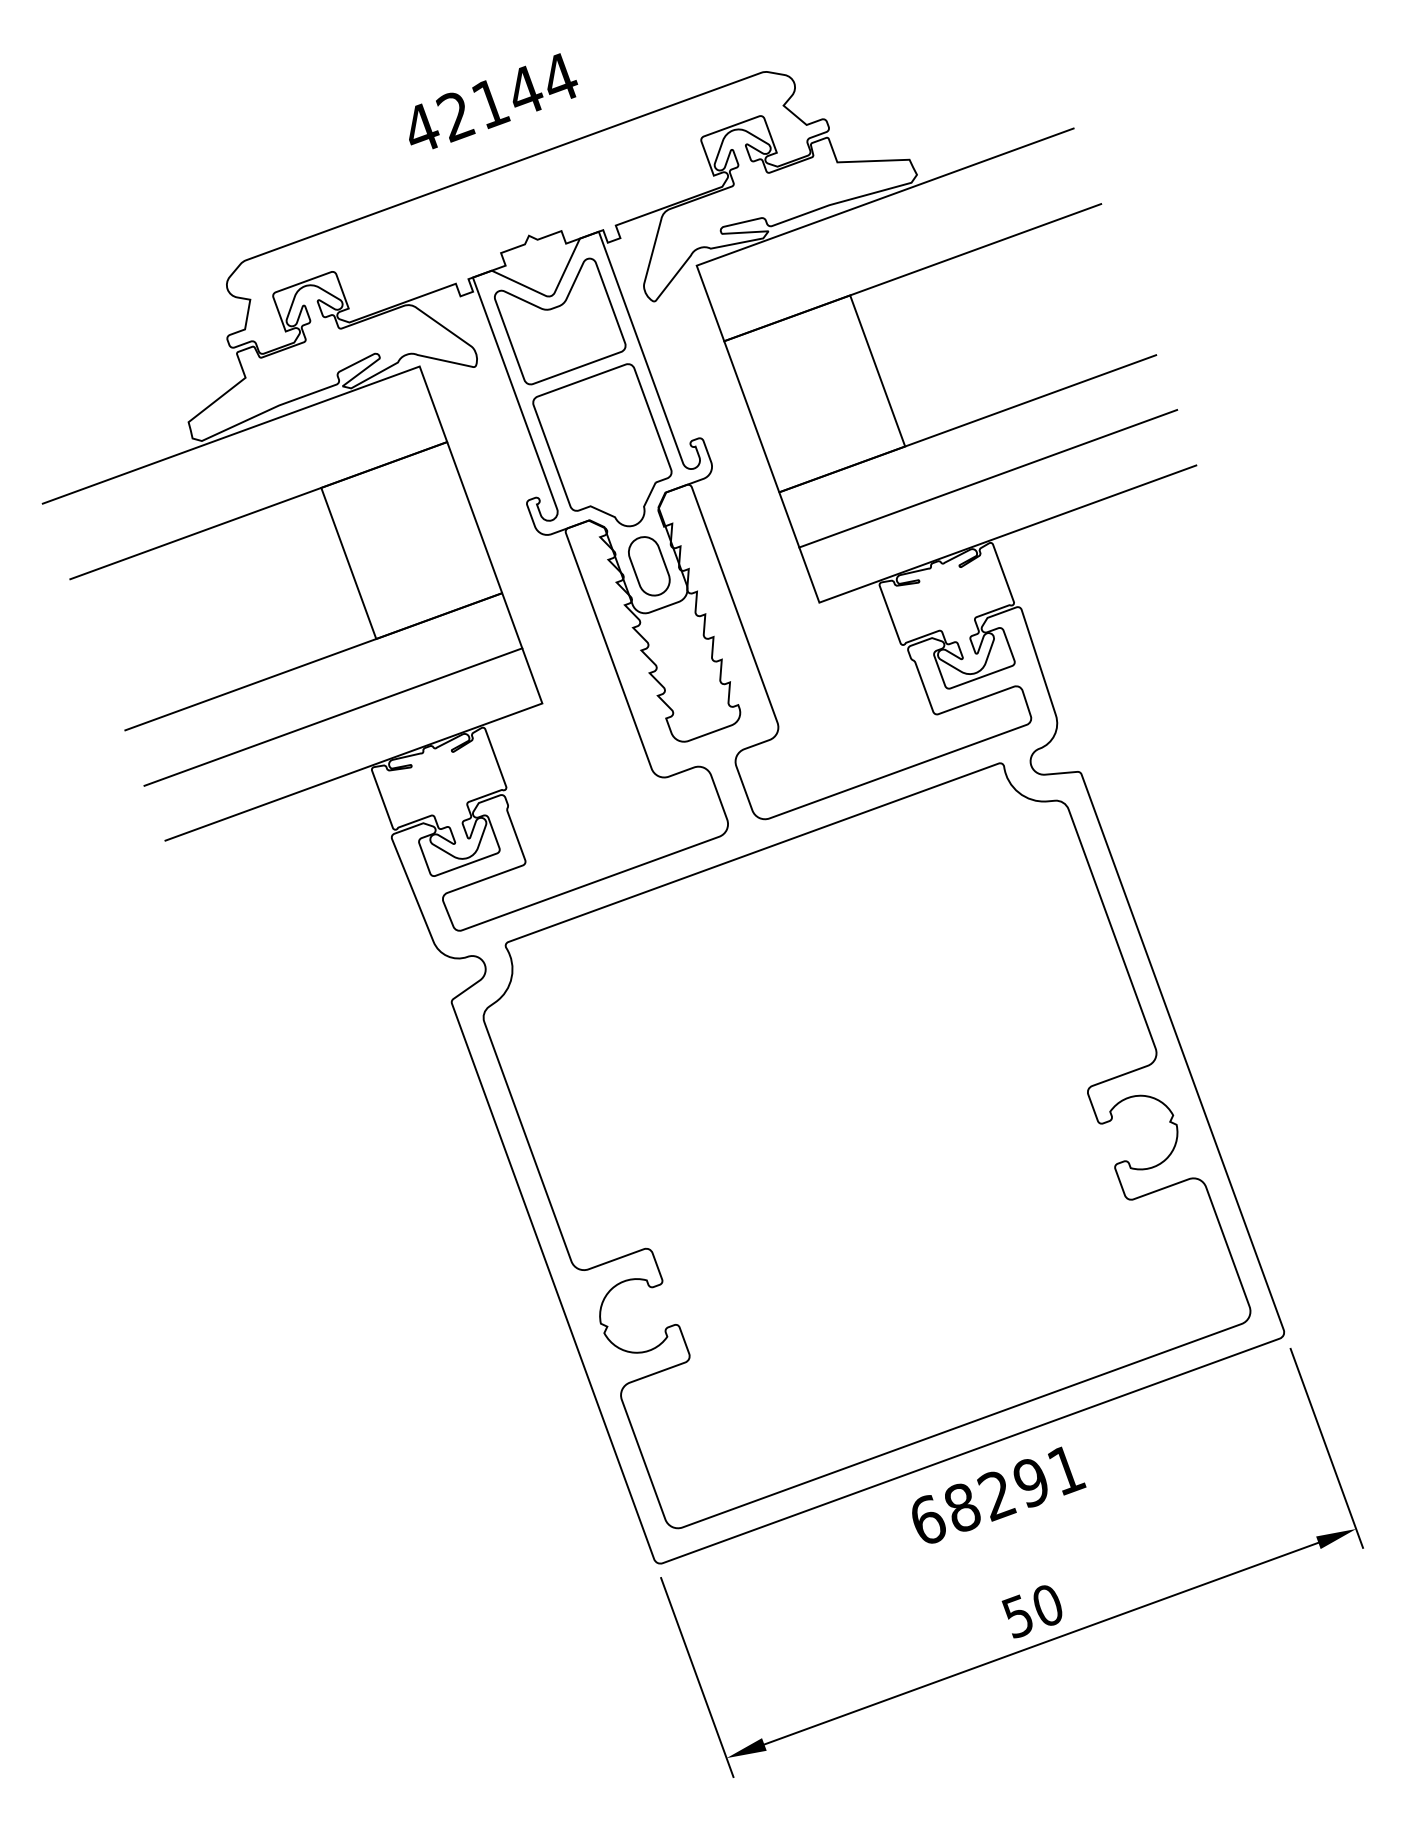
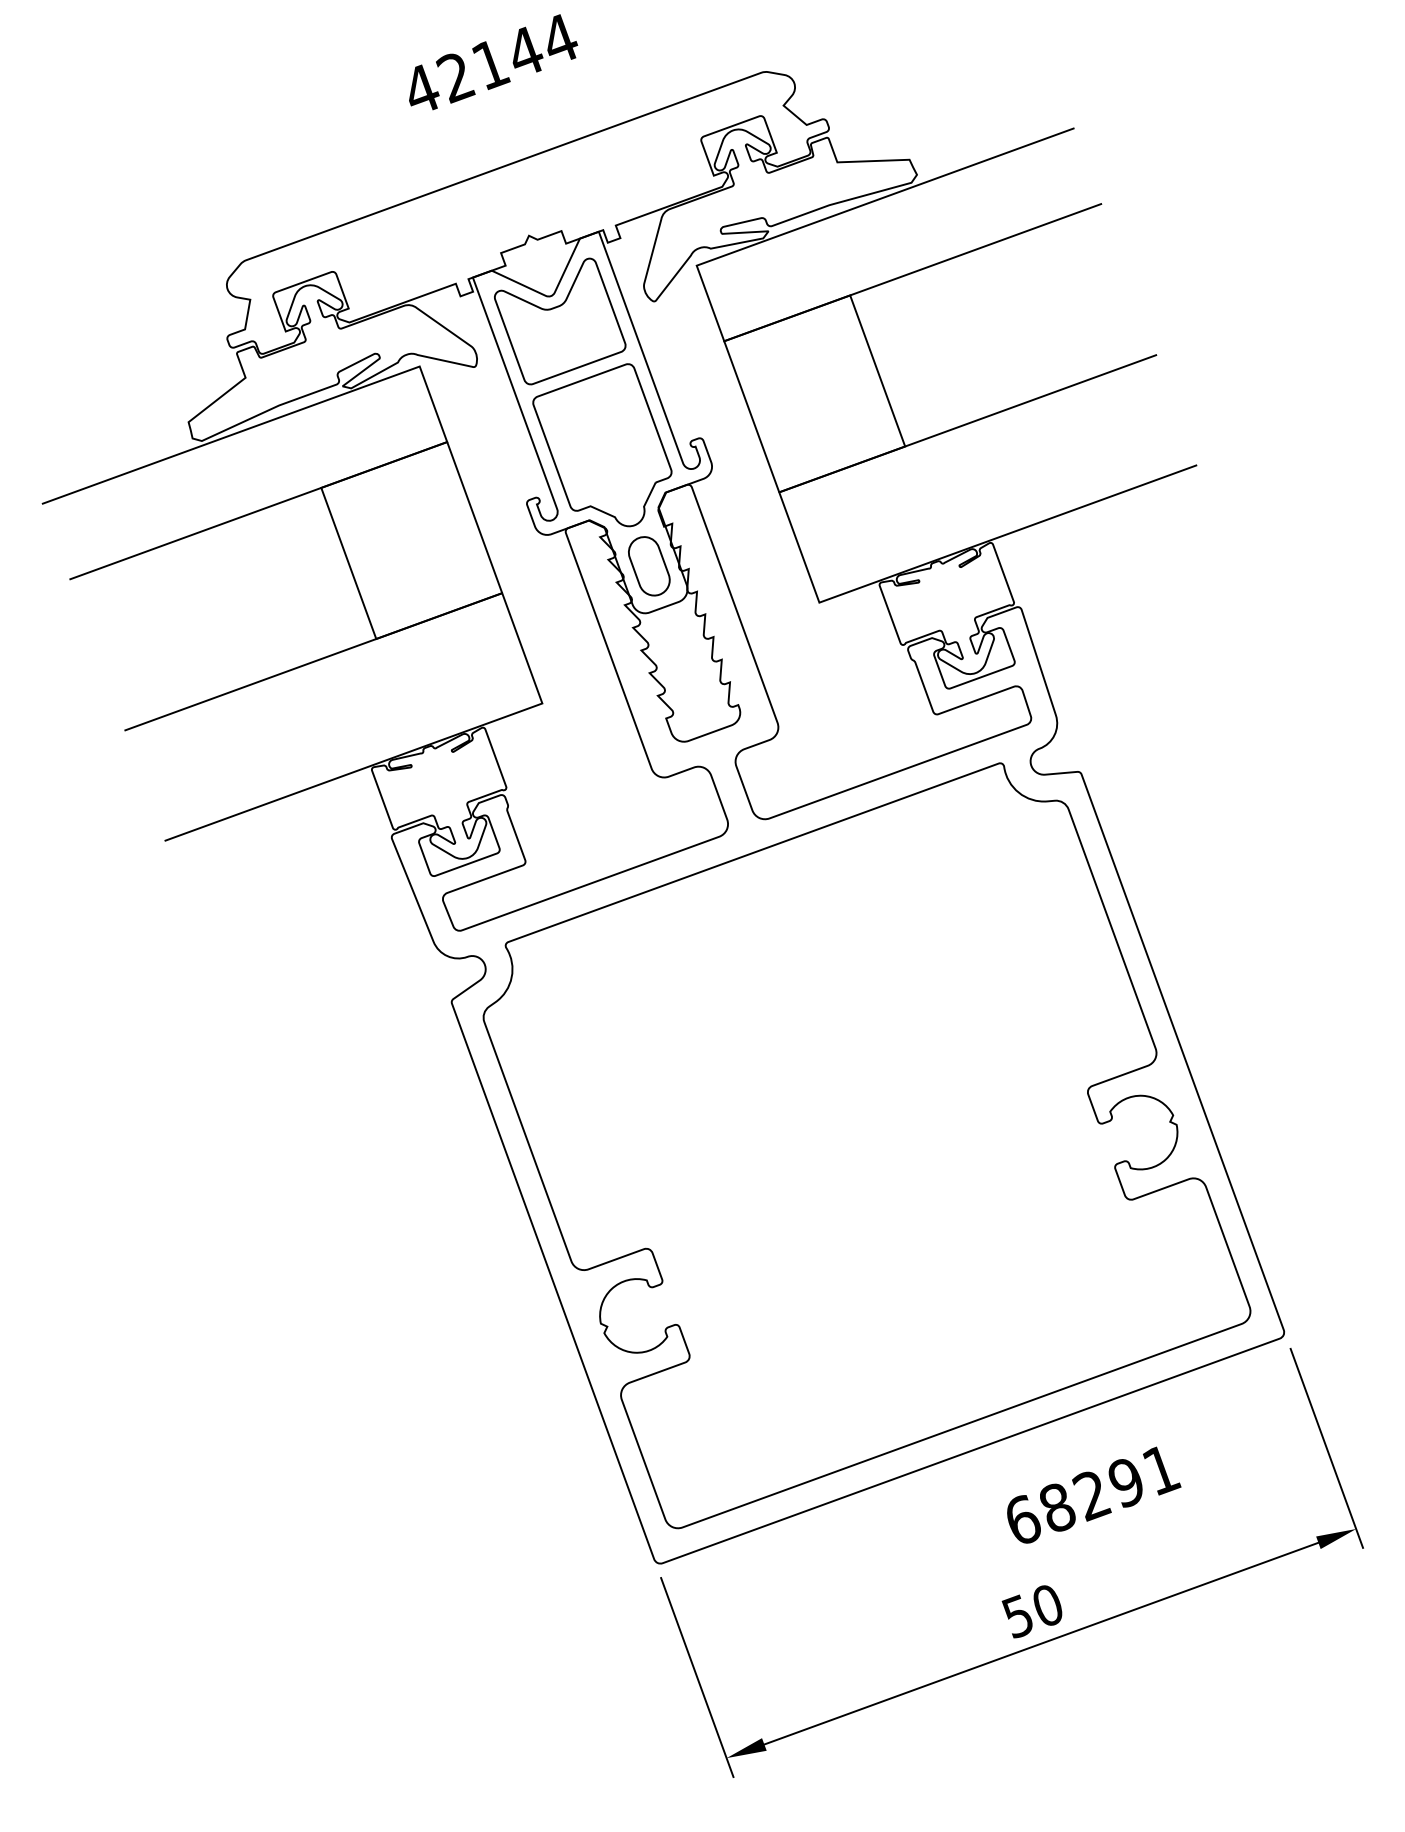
text position: (493, 101) -> (493, 62) (493, 62)
line: present -> none (988, 478)
line: present -> none (333, 716)
text position: (999, 1494) -> (1094, 1494) (1094, 1494)
